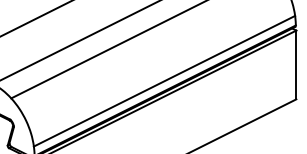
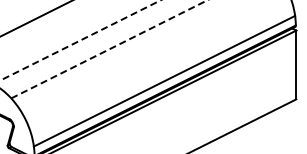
line: solid -> dashed (80, 40)
line: solid -> dashed (109, 49)
